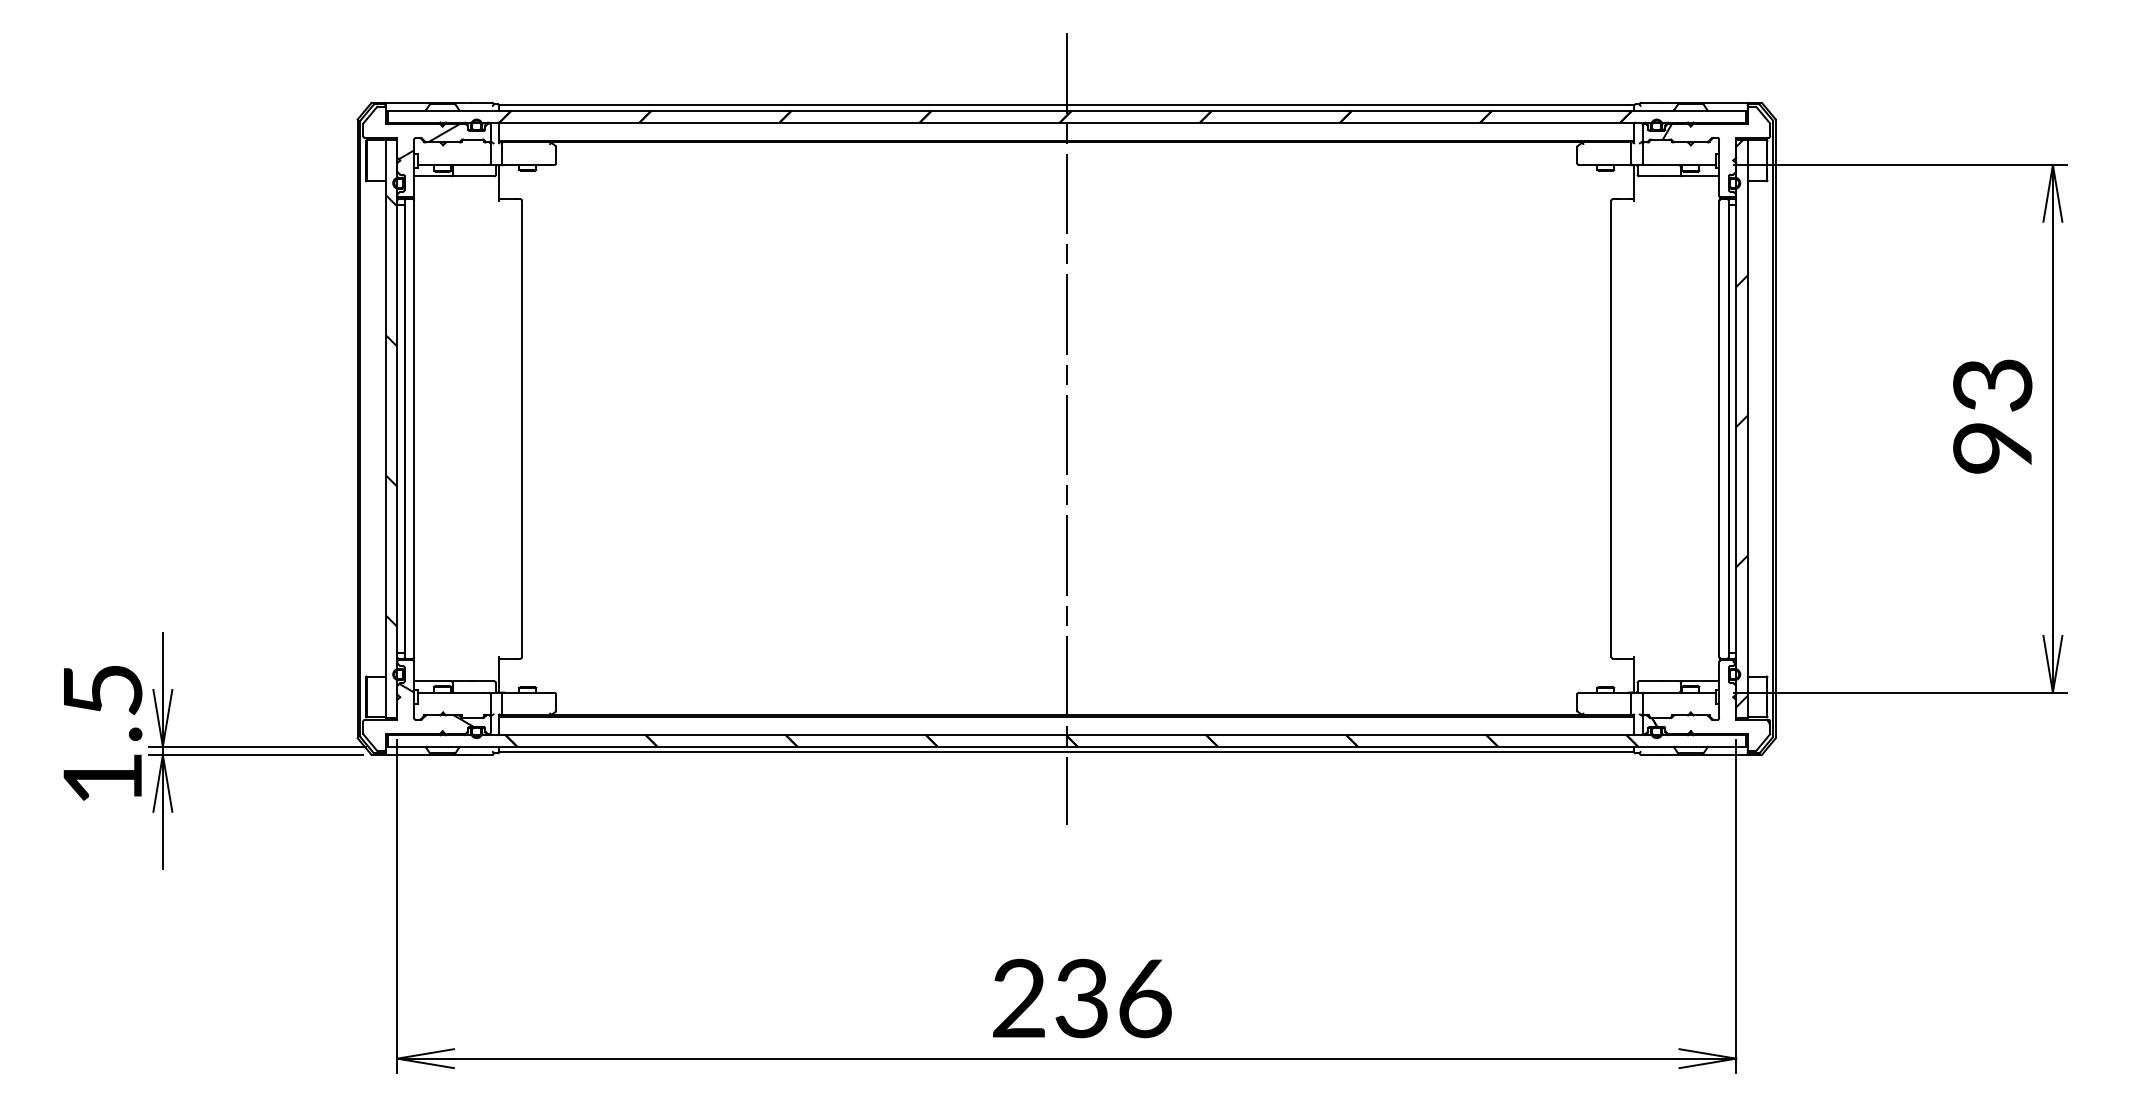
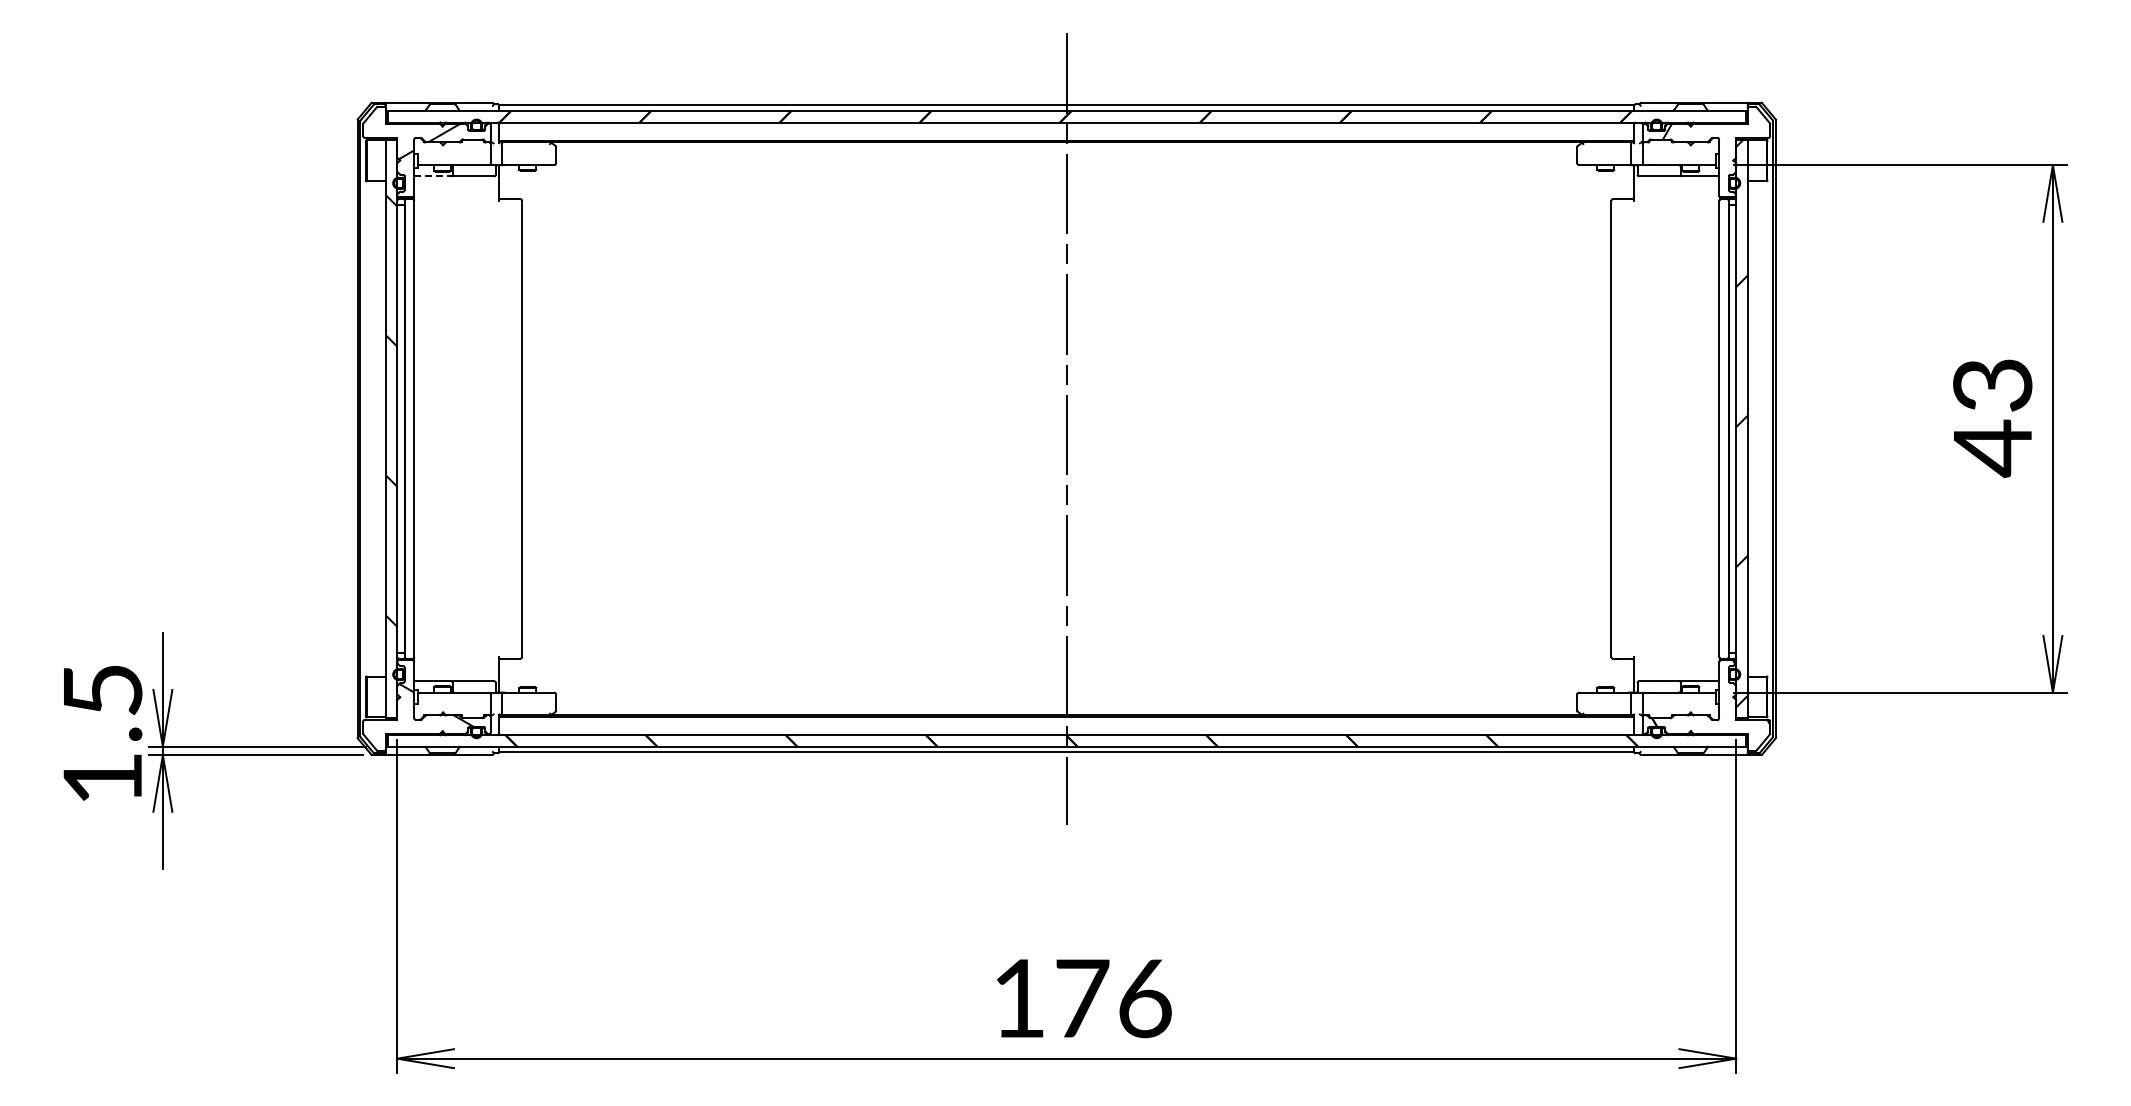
line: solid -> dashed (432, 176)
text: 93 -> 43 (1992, 448)
text: 236 -> 176 (1051, 998)
